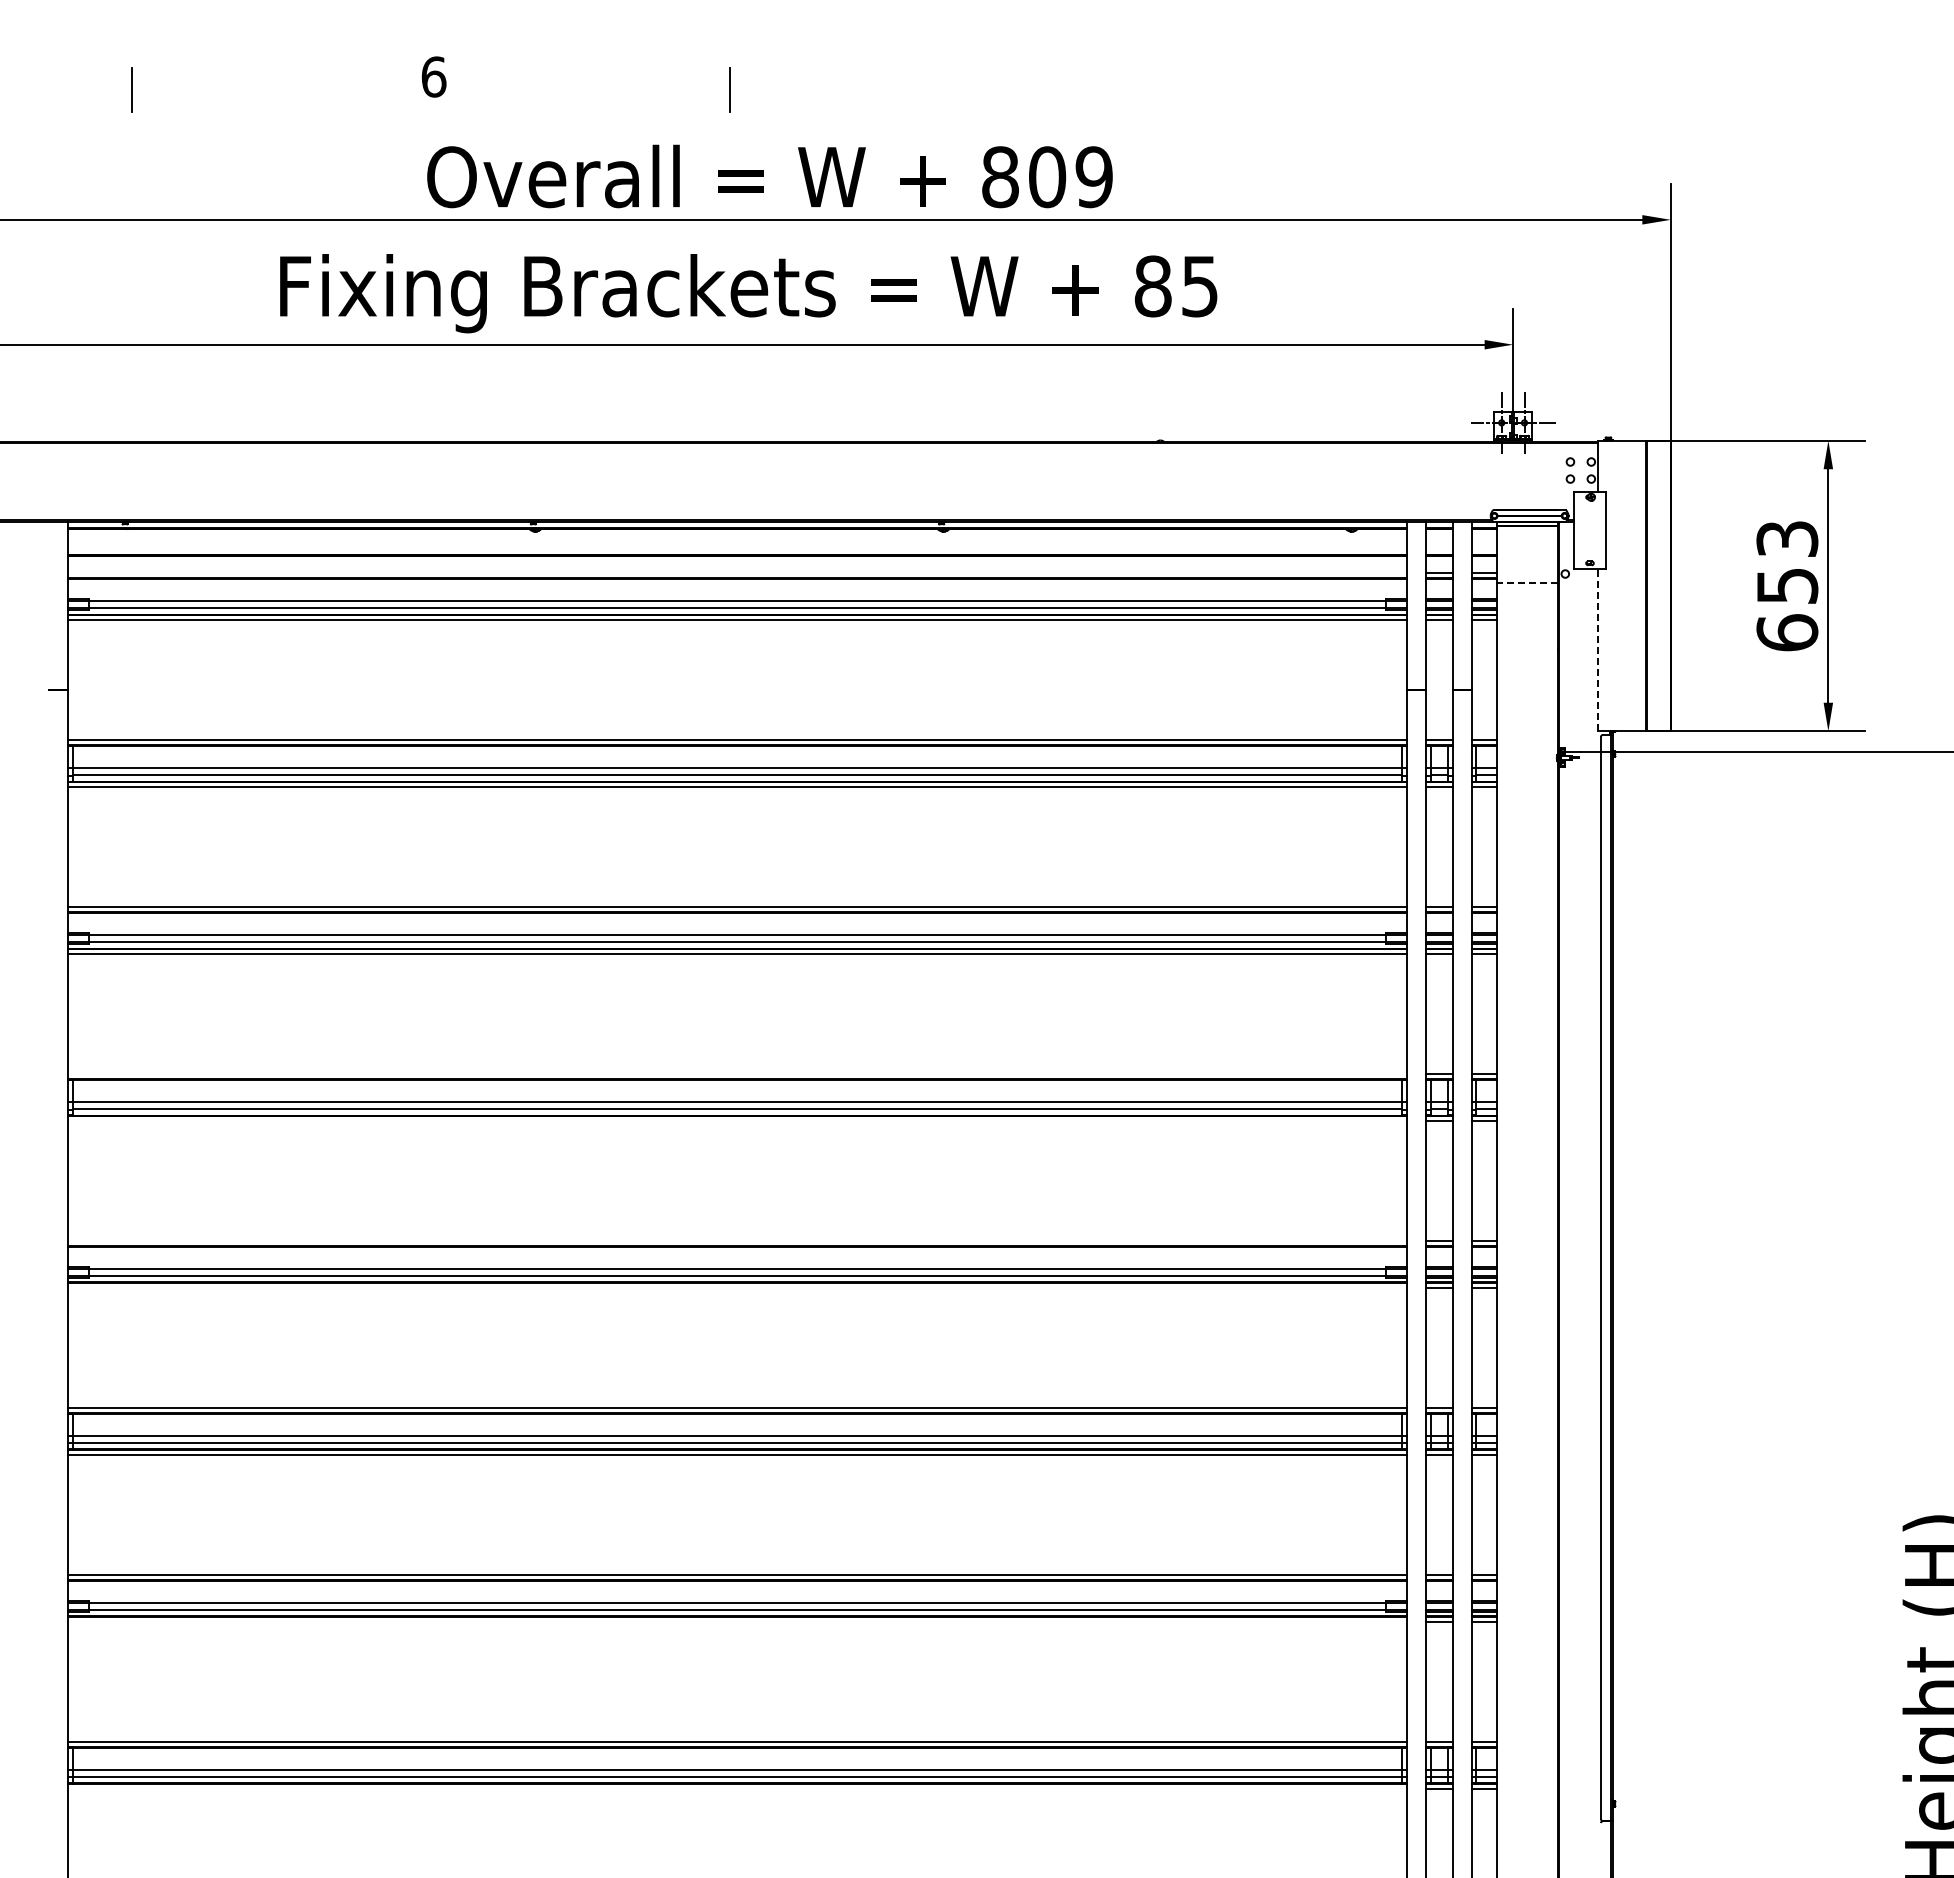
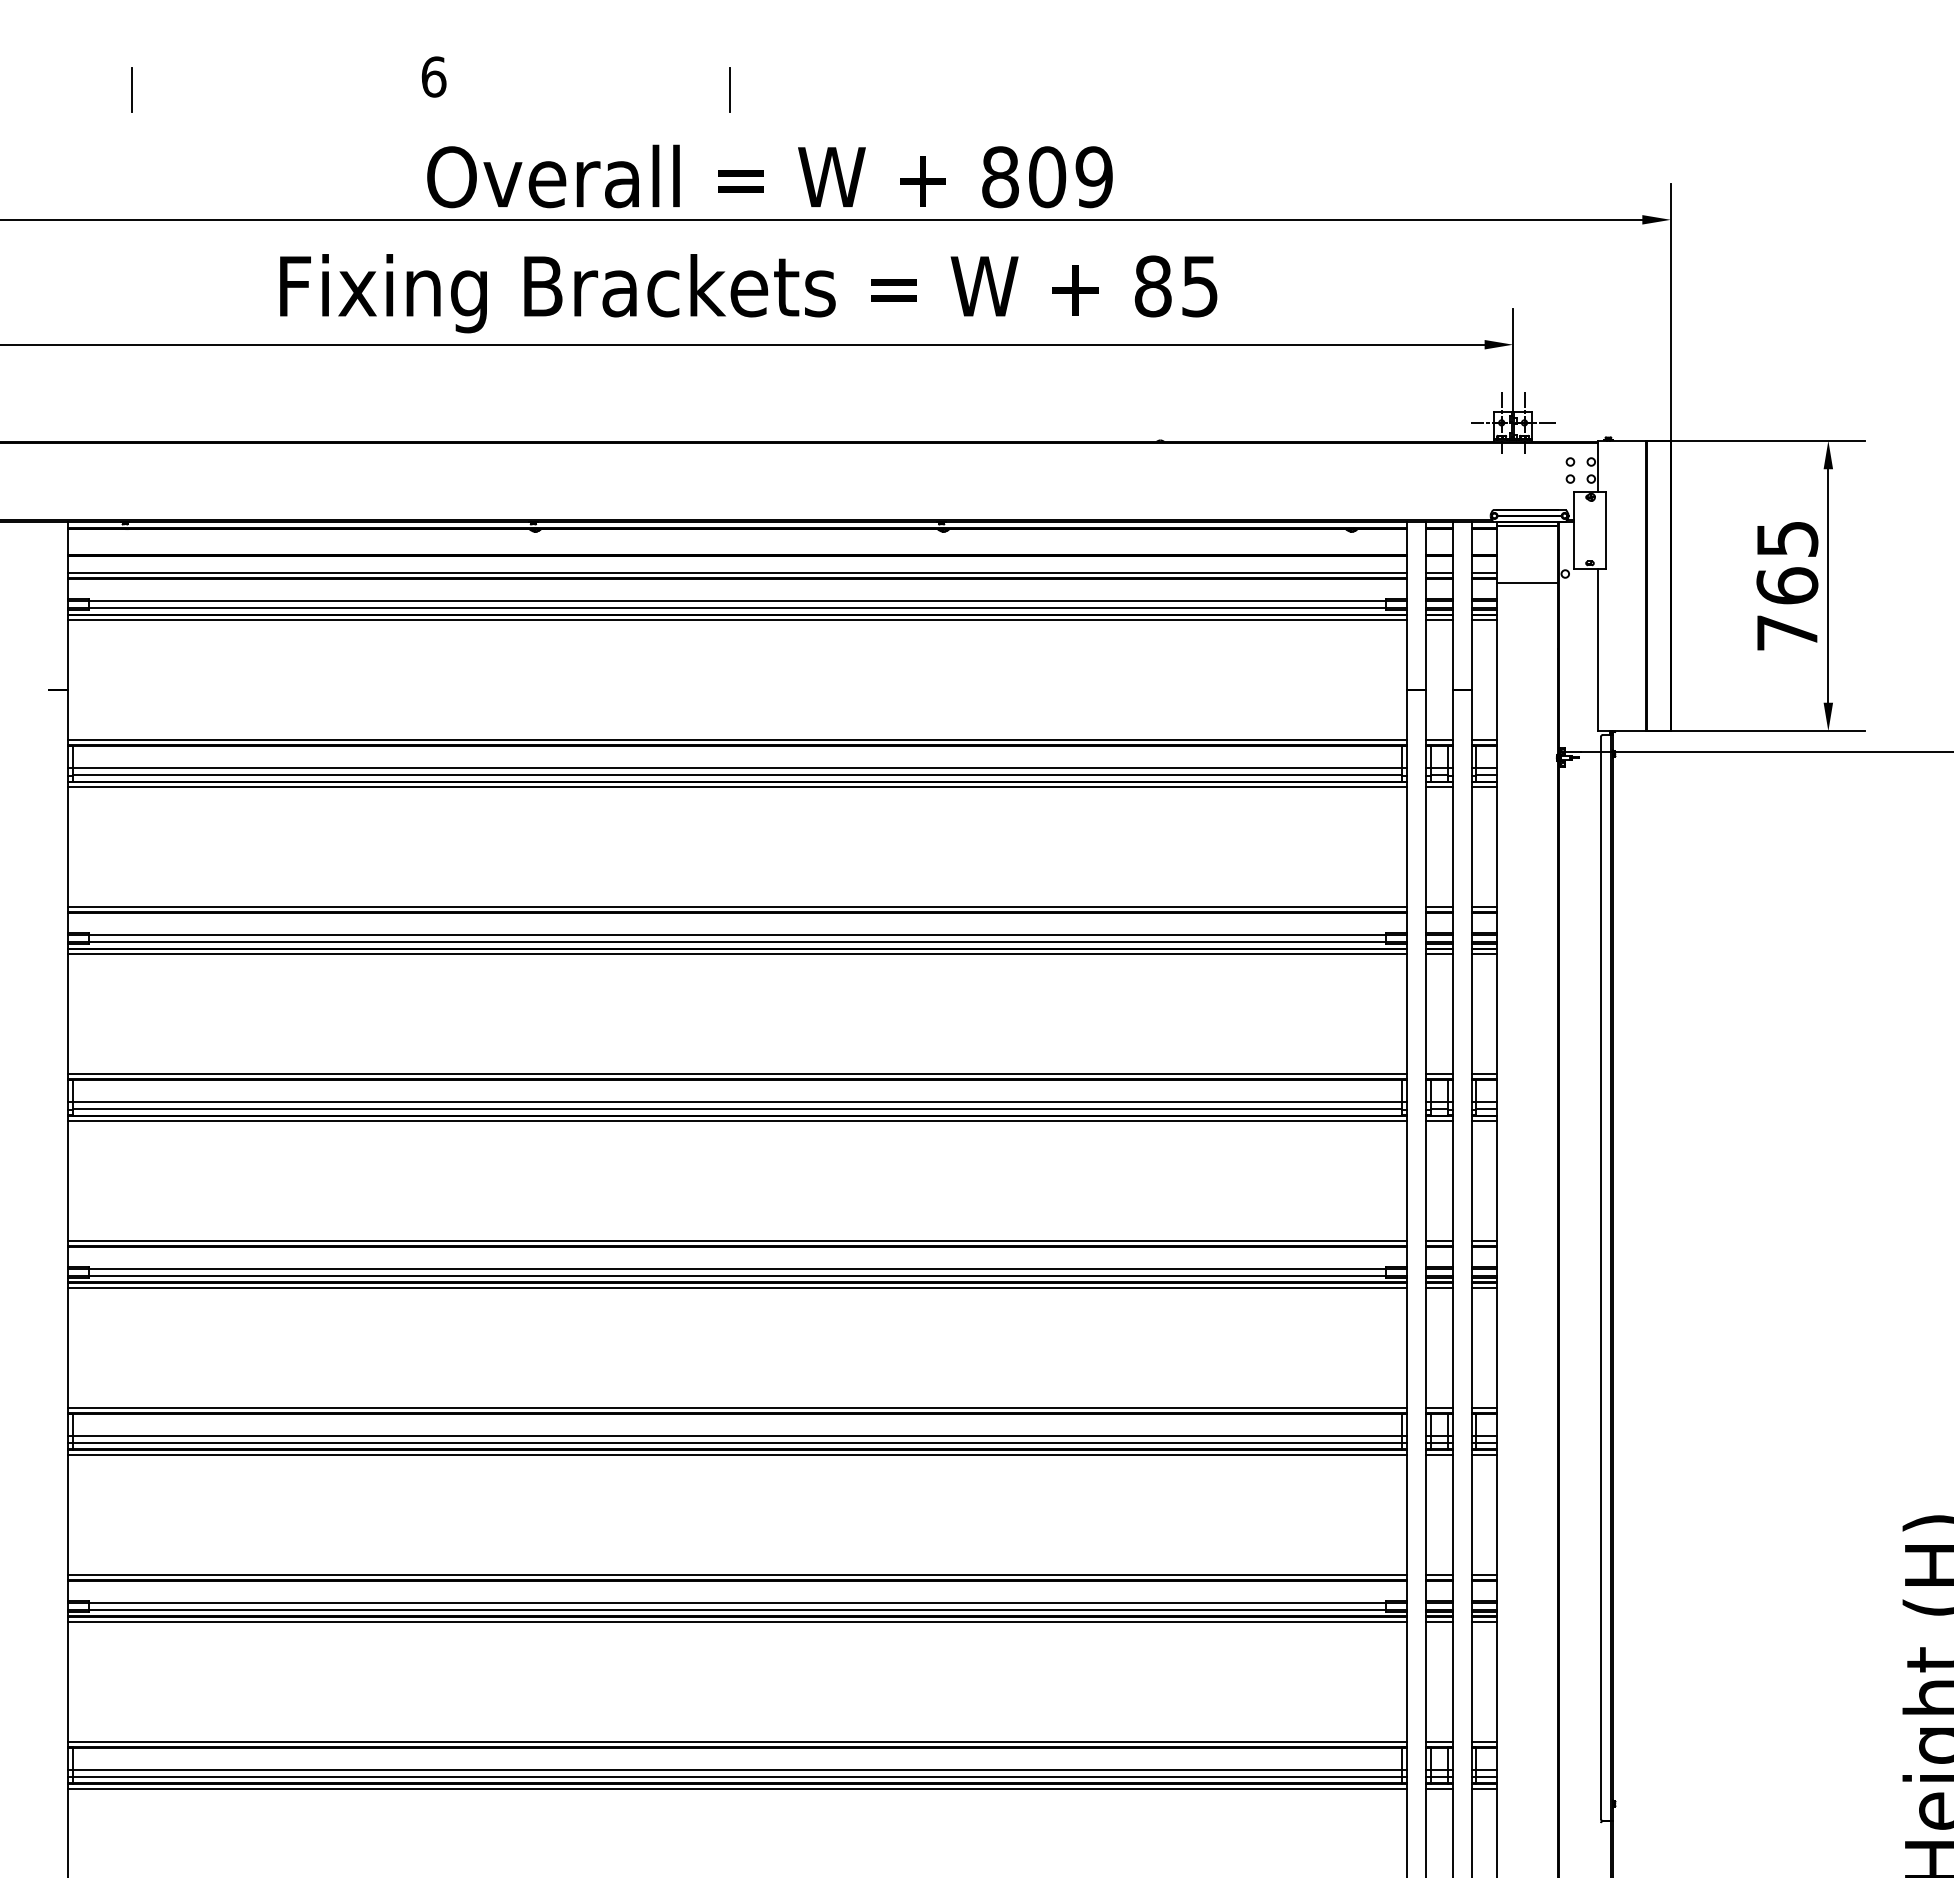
line: none -> present (737, 572)
line: dashed -> solid (1526, 582)
text: 653 -> 765 (1787, 586)
line: dashed -> solid (1597, 649)
line: none -> present (737, 1073)
line: none -> present (737, 1121)
line: none -> present (737, 1240)
line: none -> present (737, 1288)
line: none -> present (737, 1622)
line: none -> present (737, 1789)
